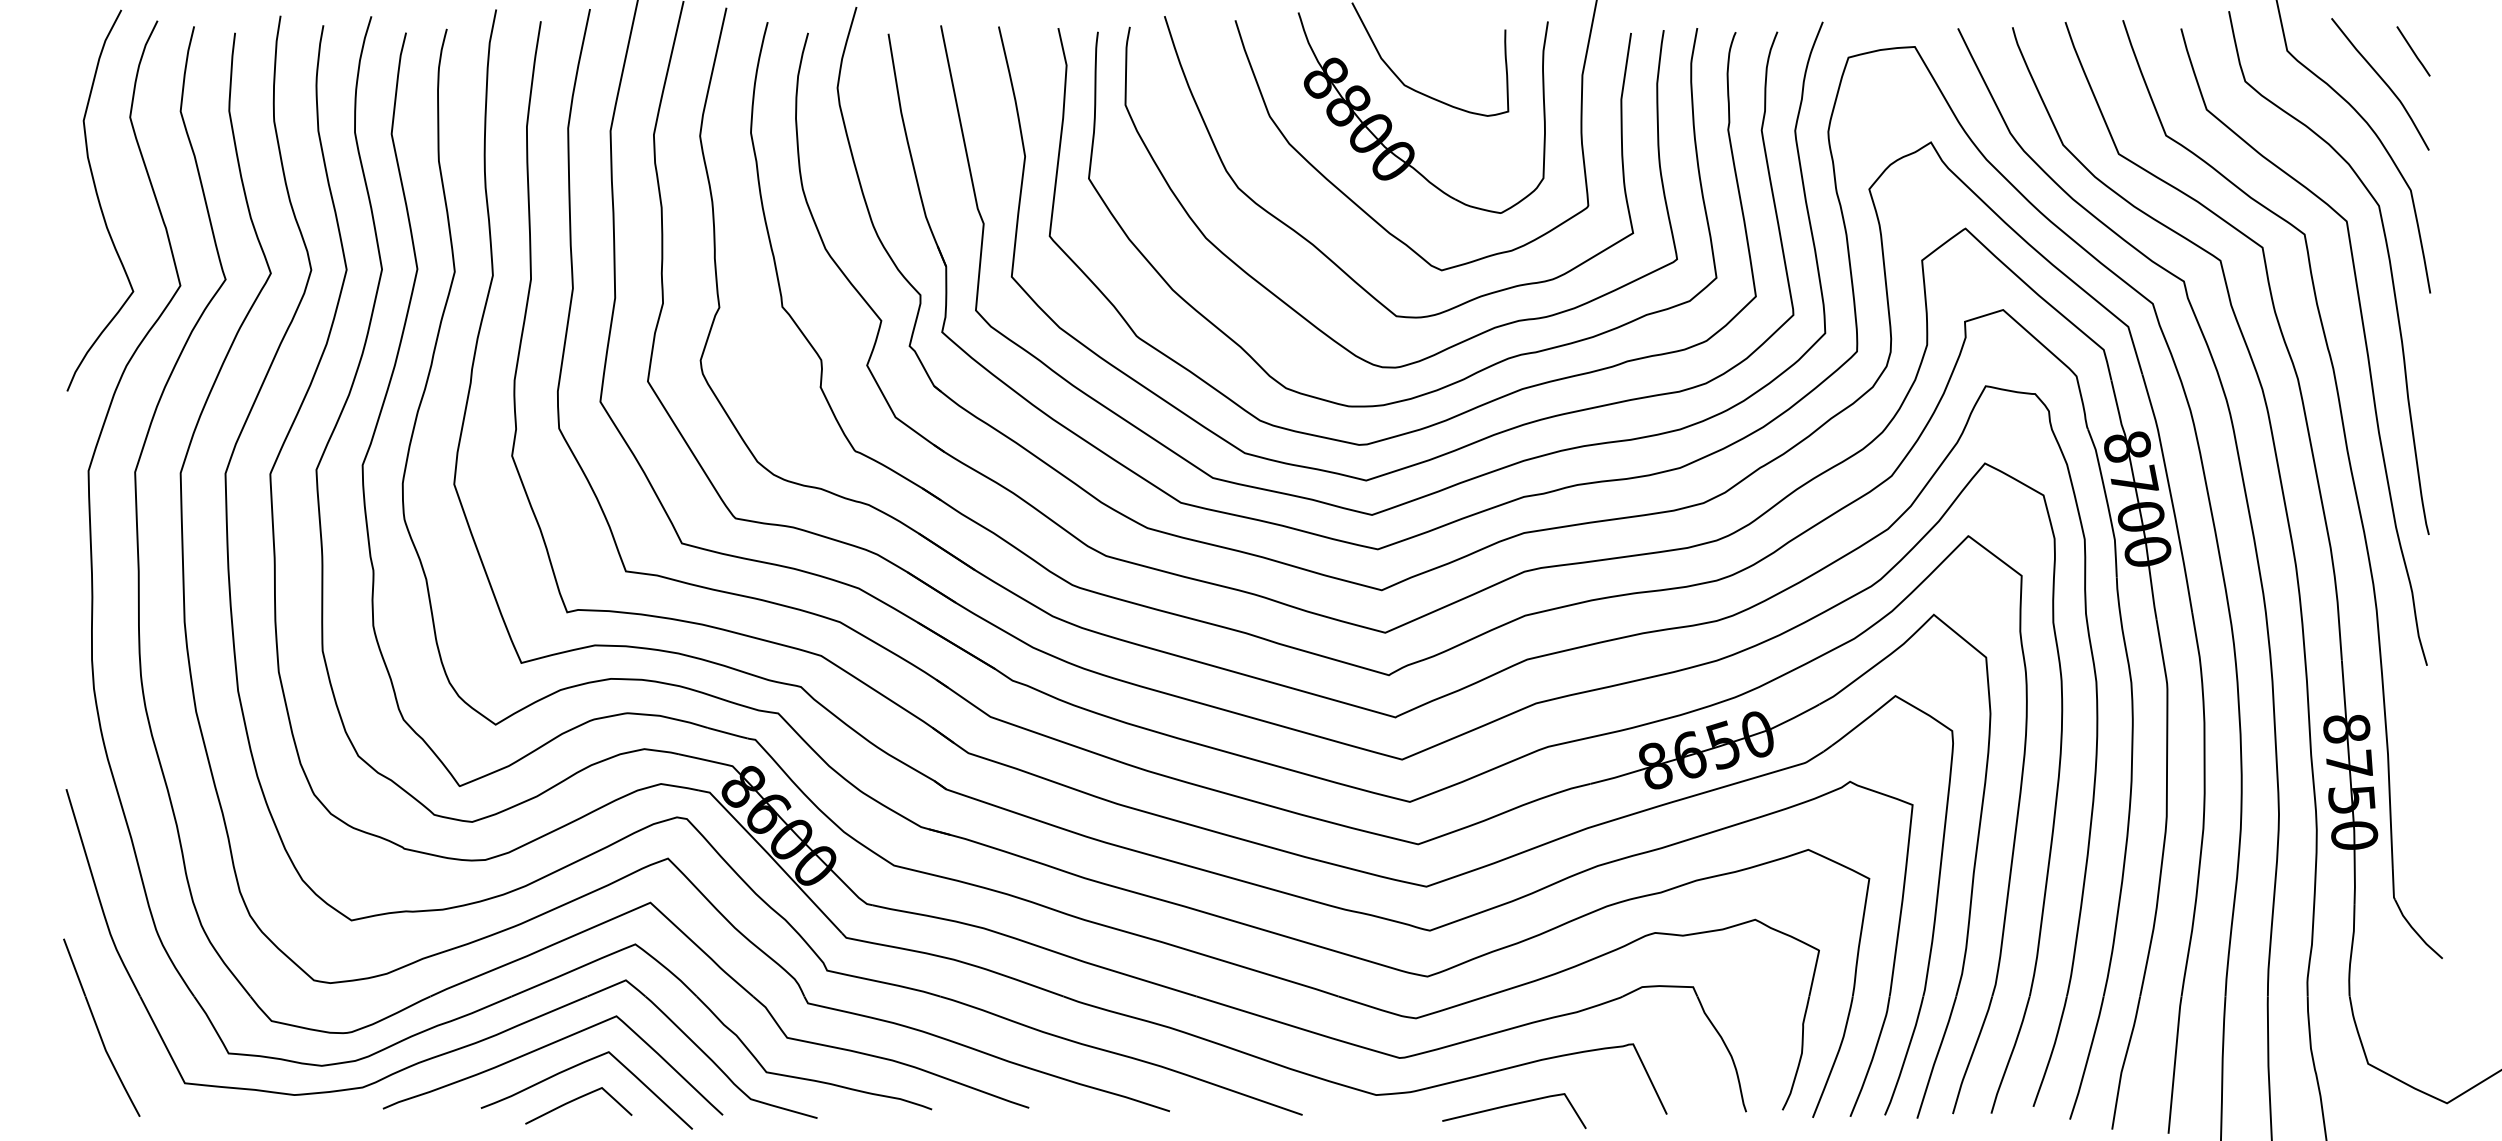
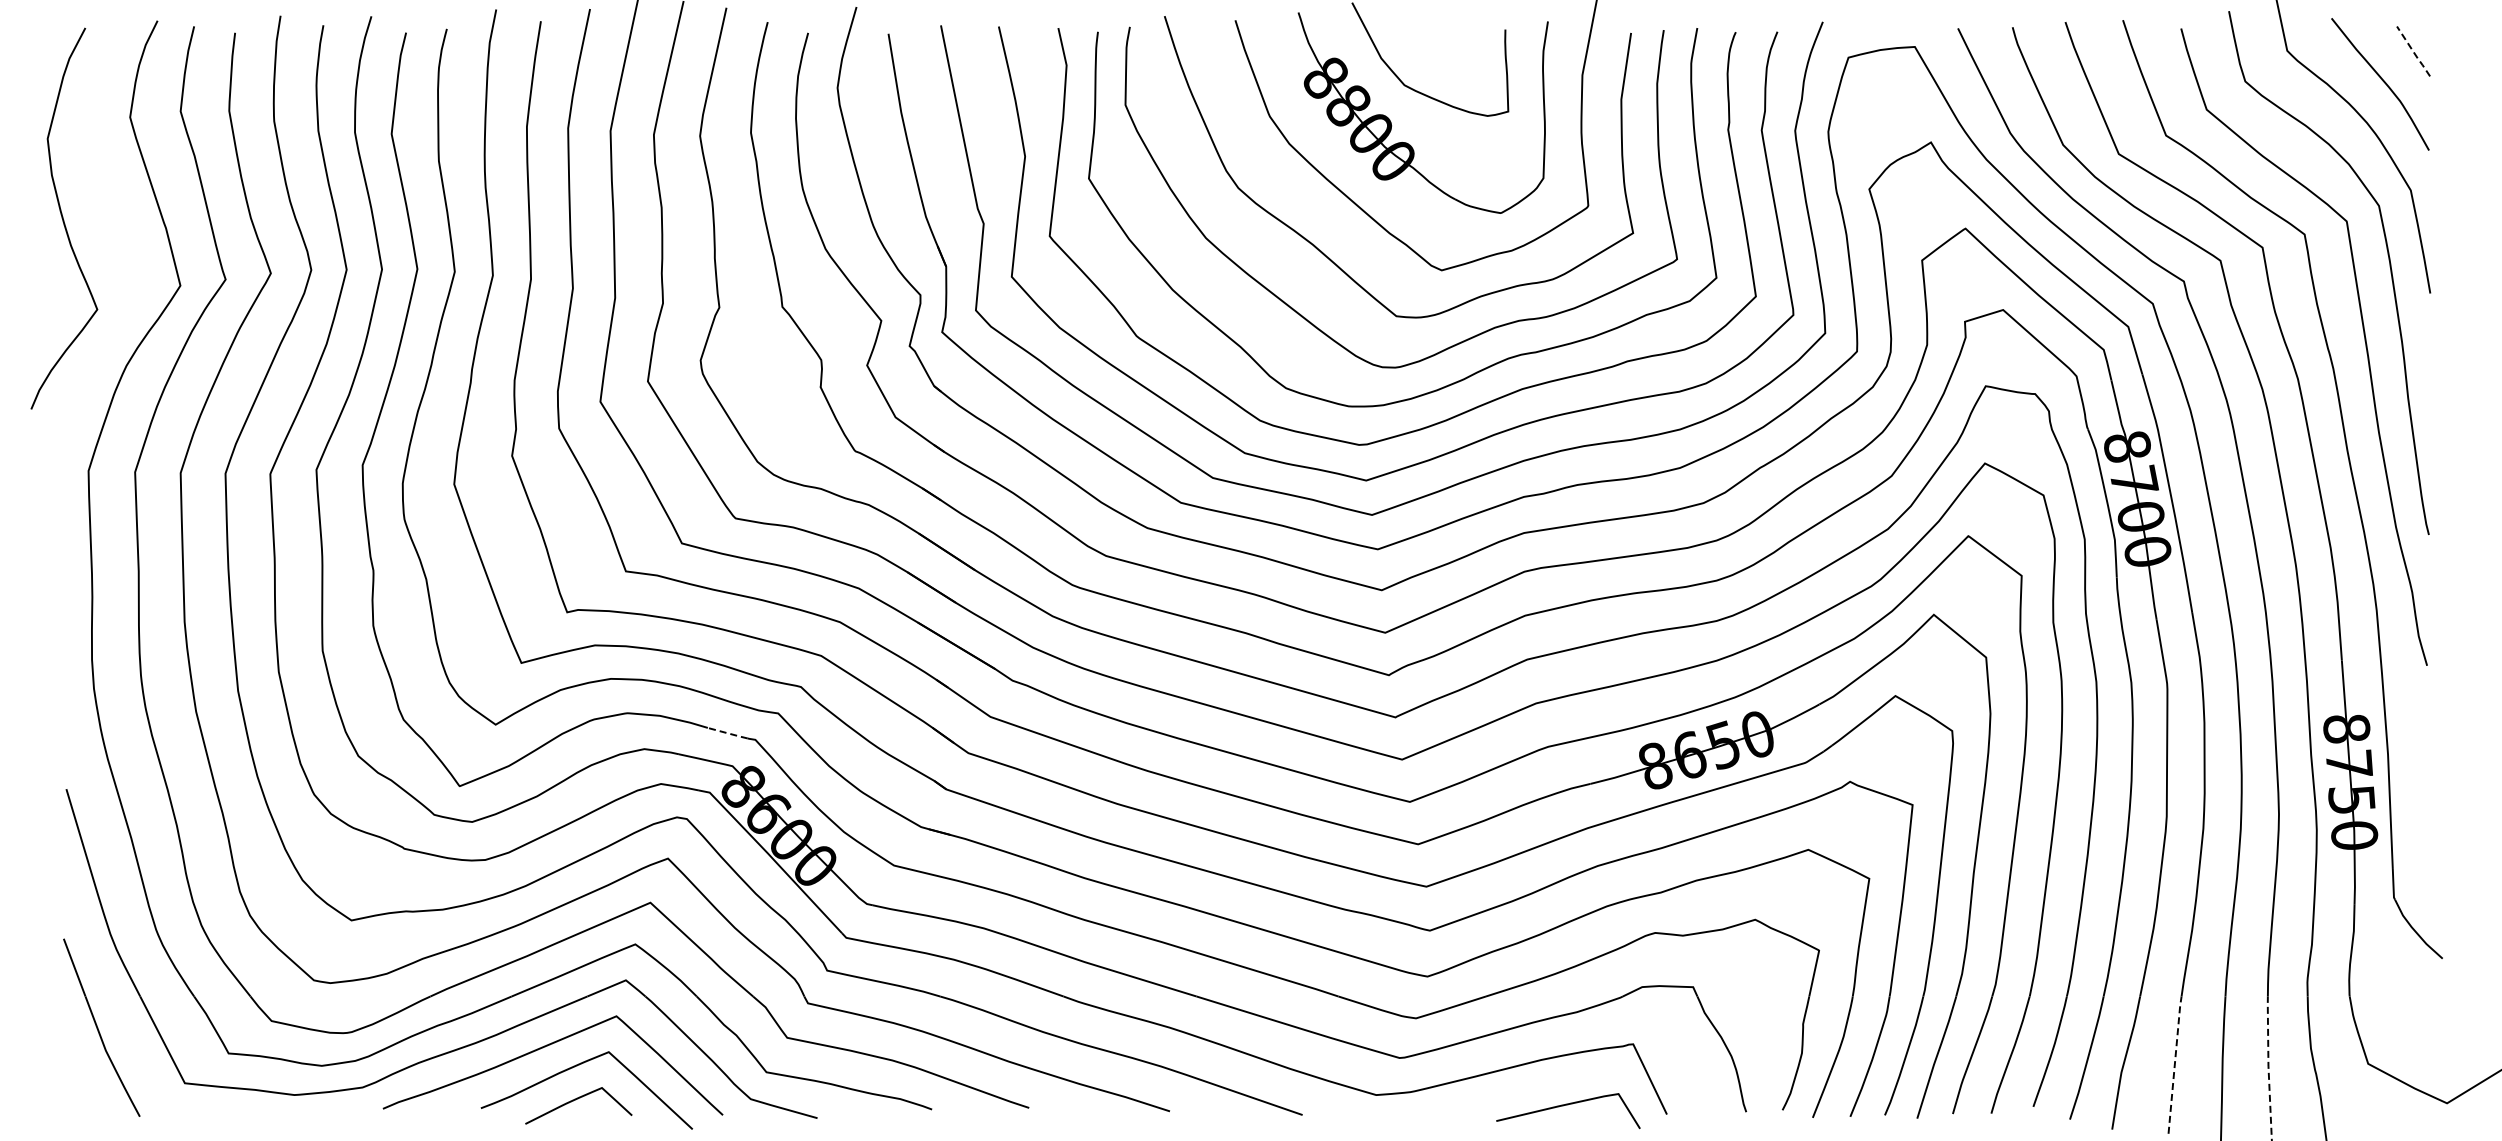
line: solid -> dashed (2413, 52)
curve position: (99, 200) -> (63, 218) (63, 218)
line: solid -> dashed (726, 733)
line: solid -> dashed (2174, 1064)
line: solid -> dashed (2268, 1067)
line position: (1514, 1105) -> (1568, 1105) (1568, 1105)
